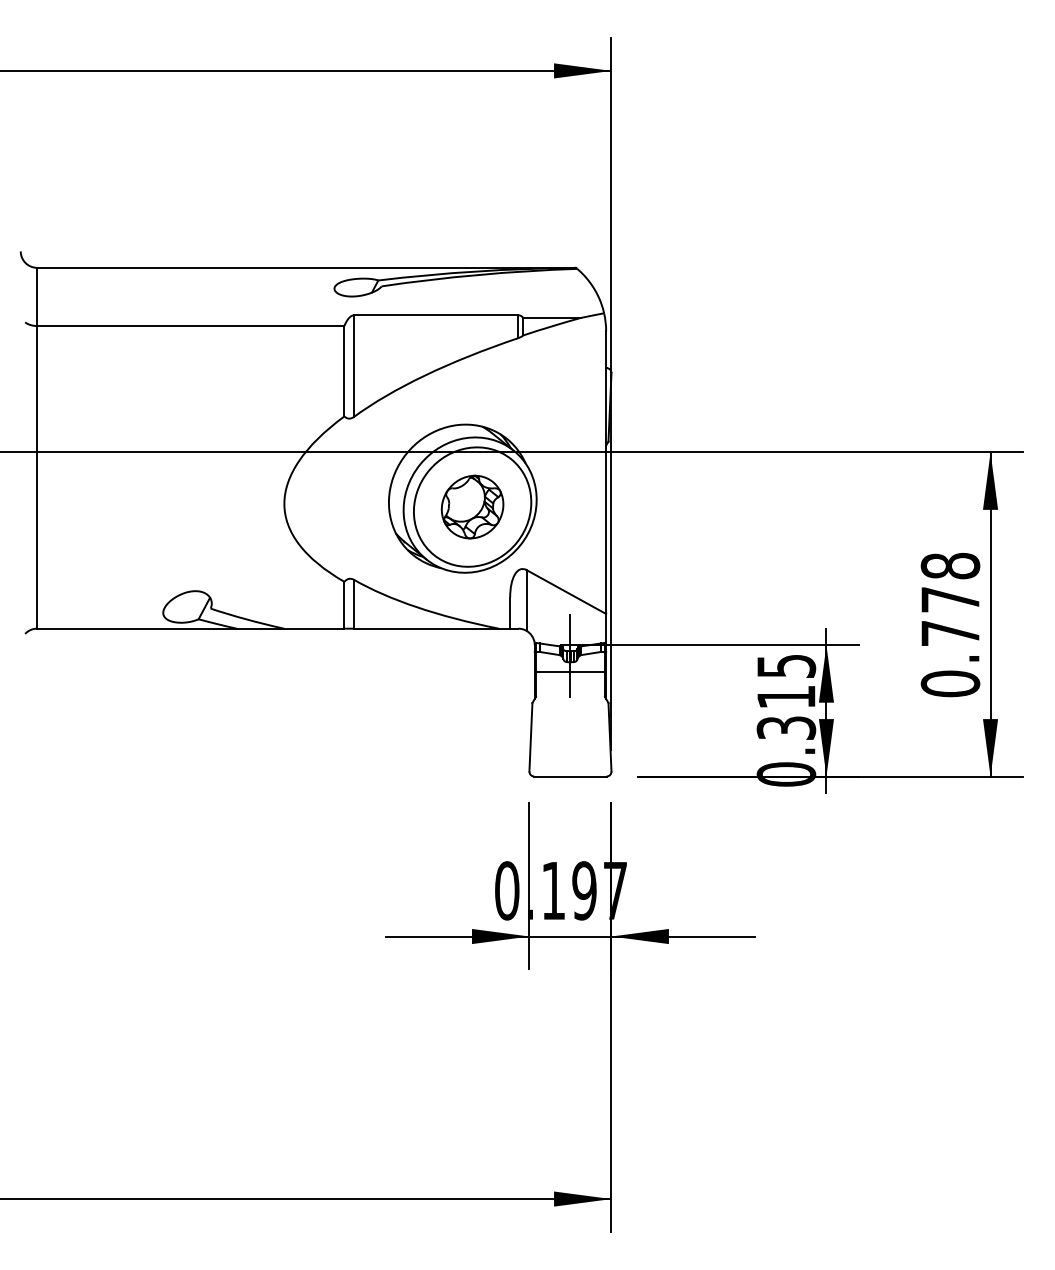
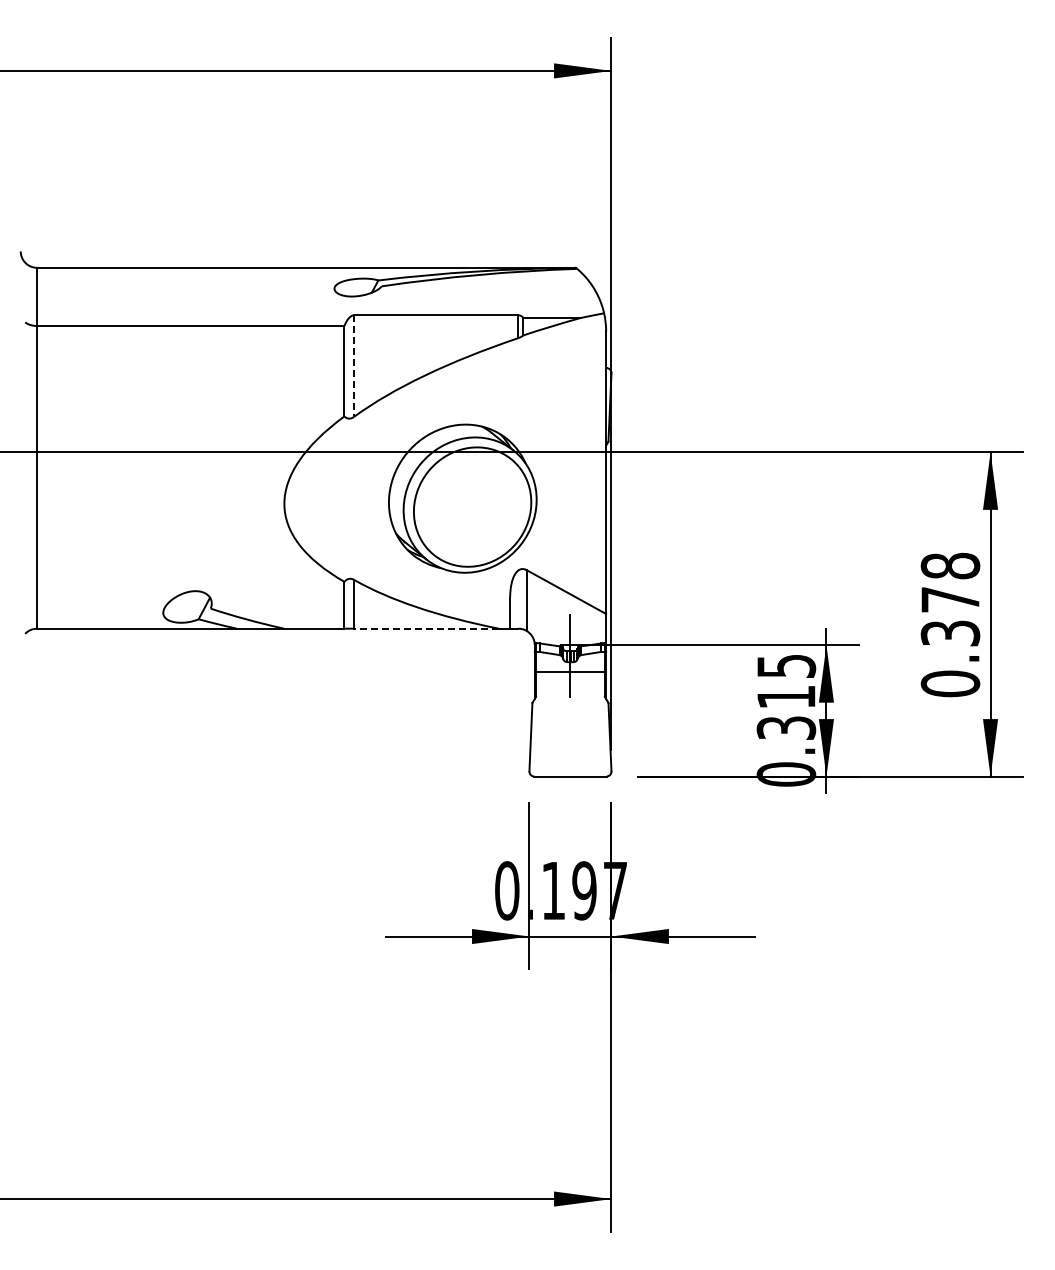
line: solid -> dashed (354, 366)
part: present -> none (472, 506)
line: solid -> dashed (426, 628)
text: 0.778 -> 0.378 (950, 633)
